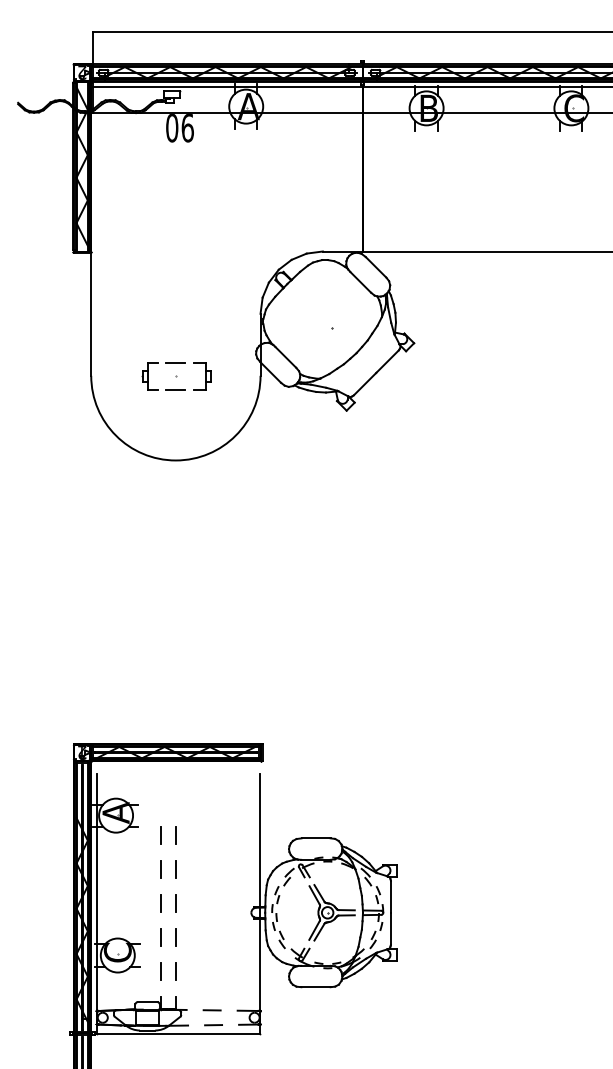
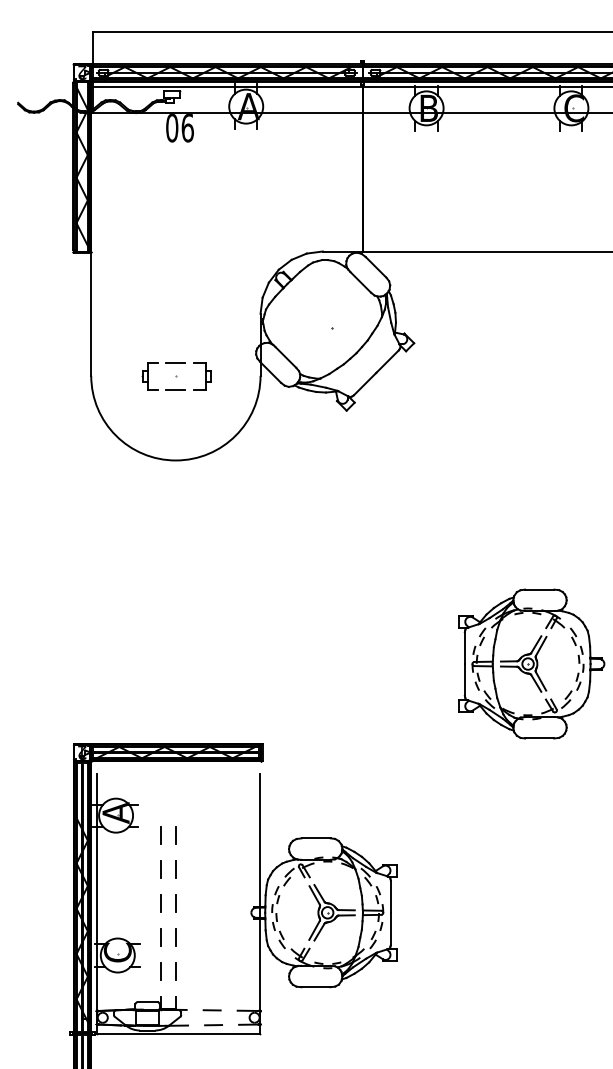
part: none -> present (531, 663)
